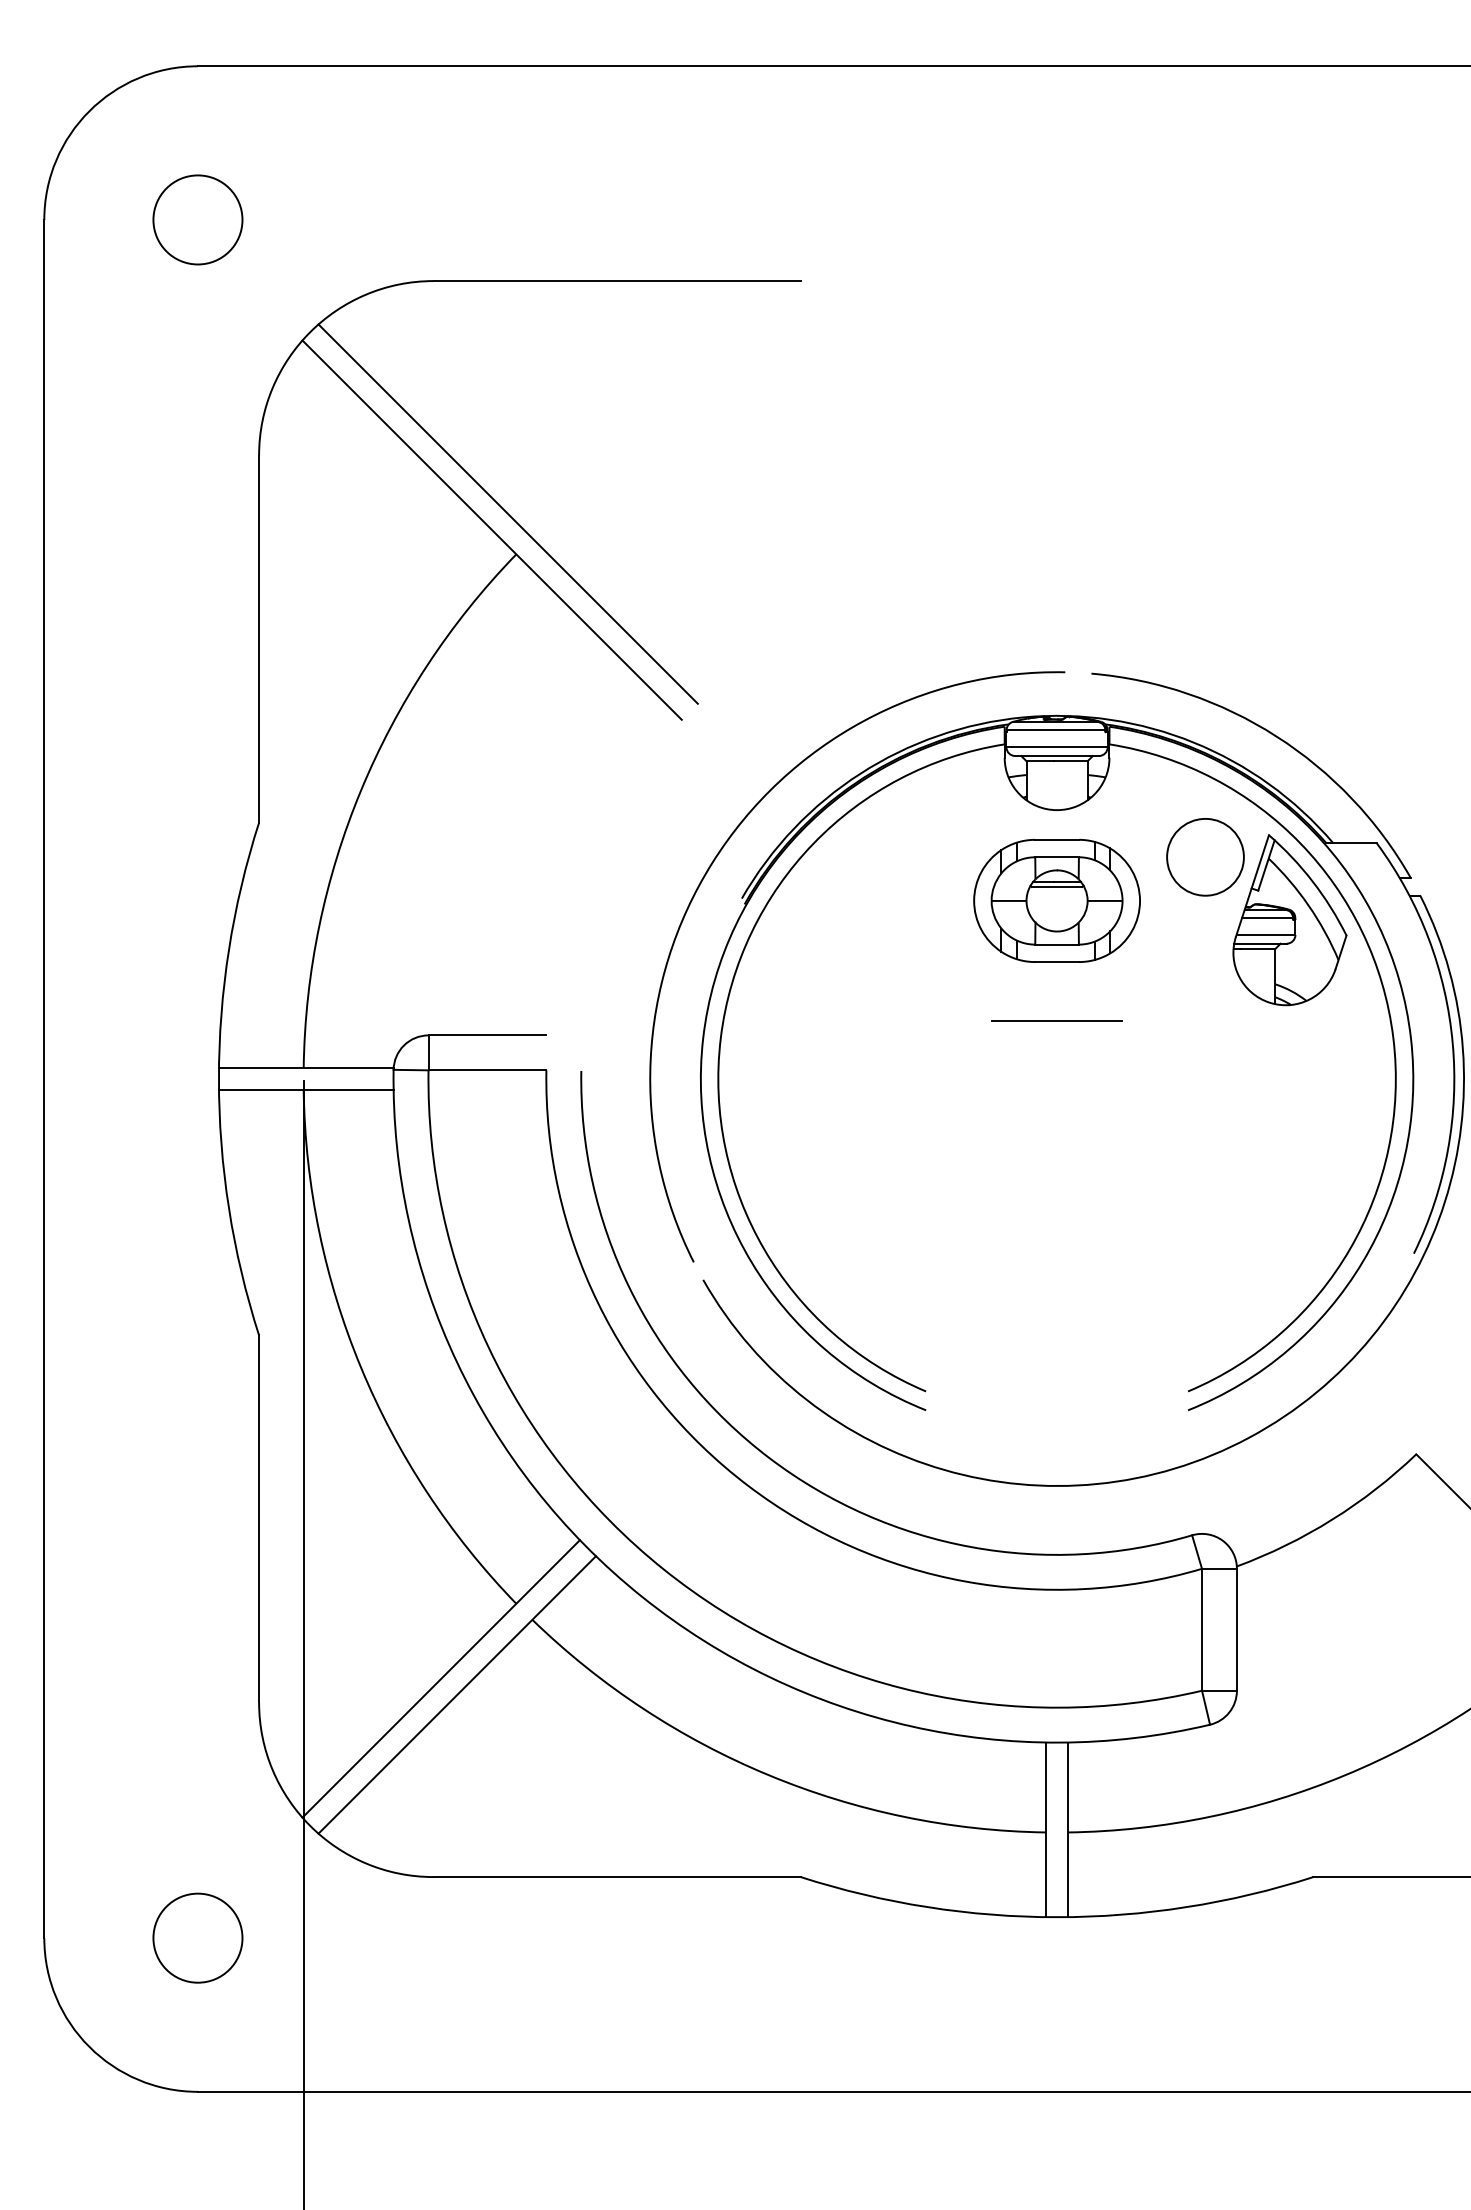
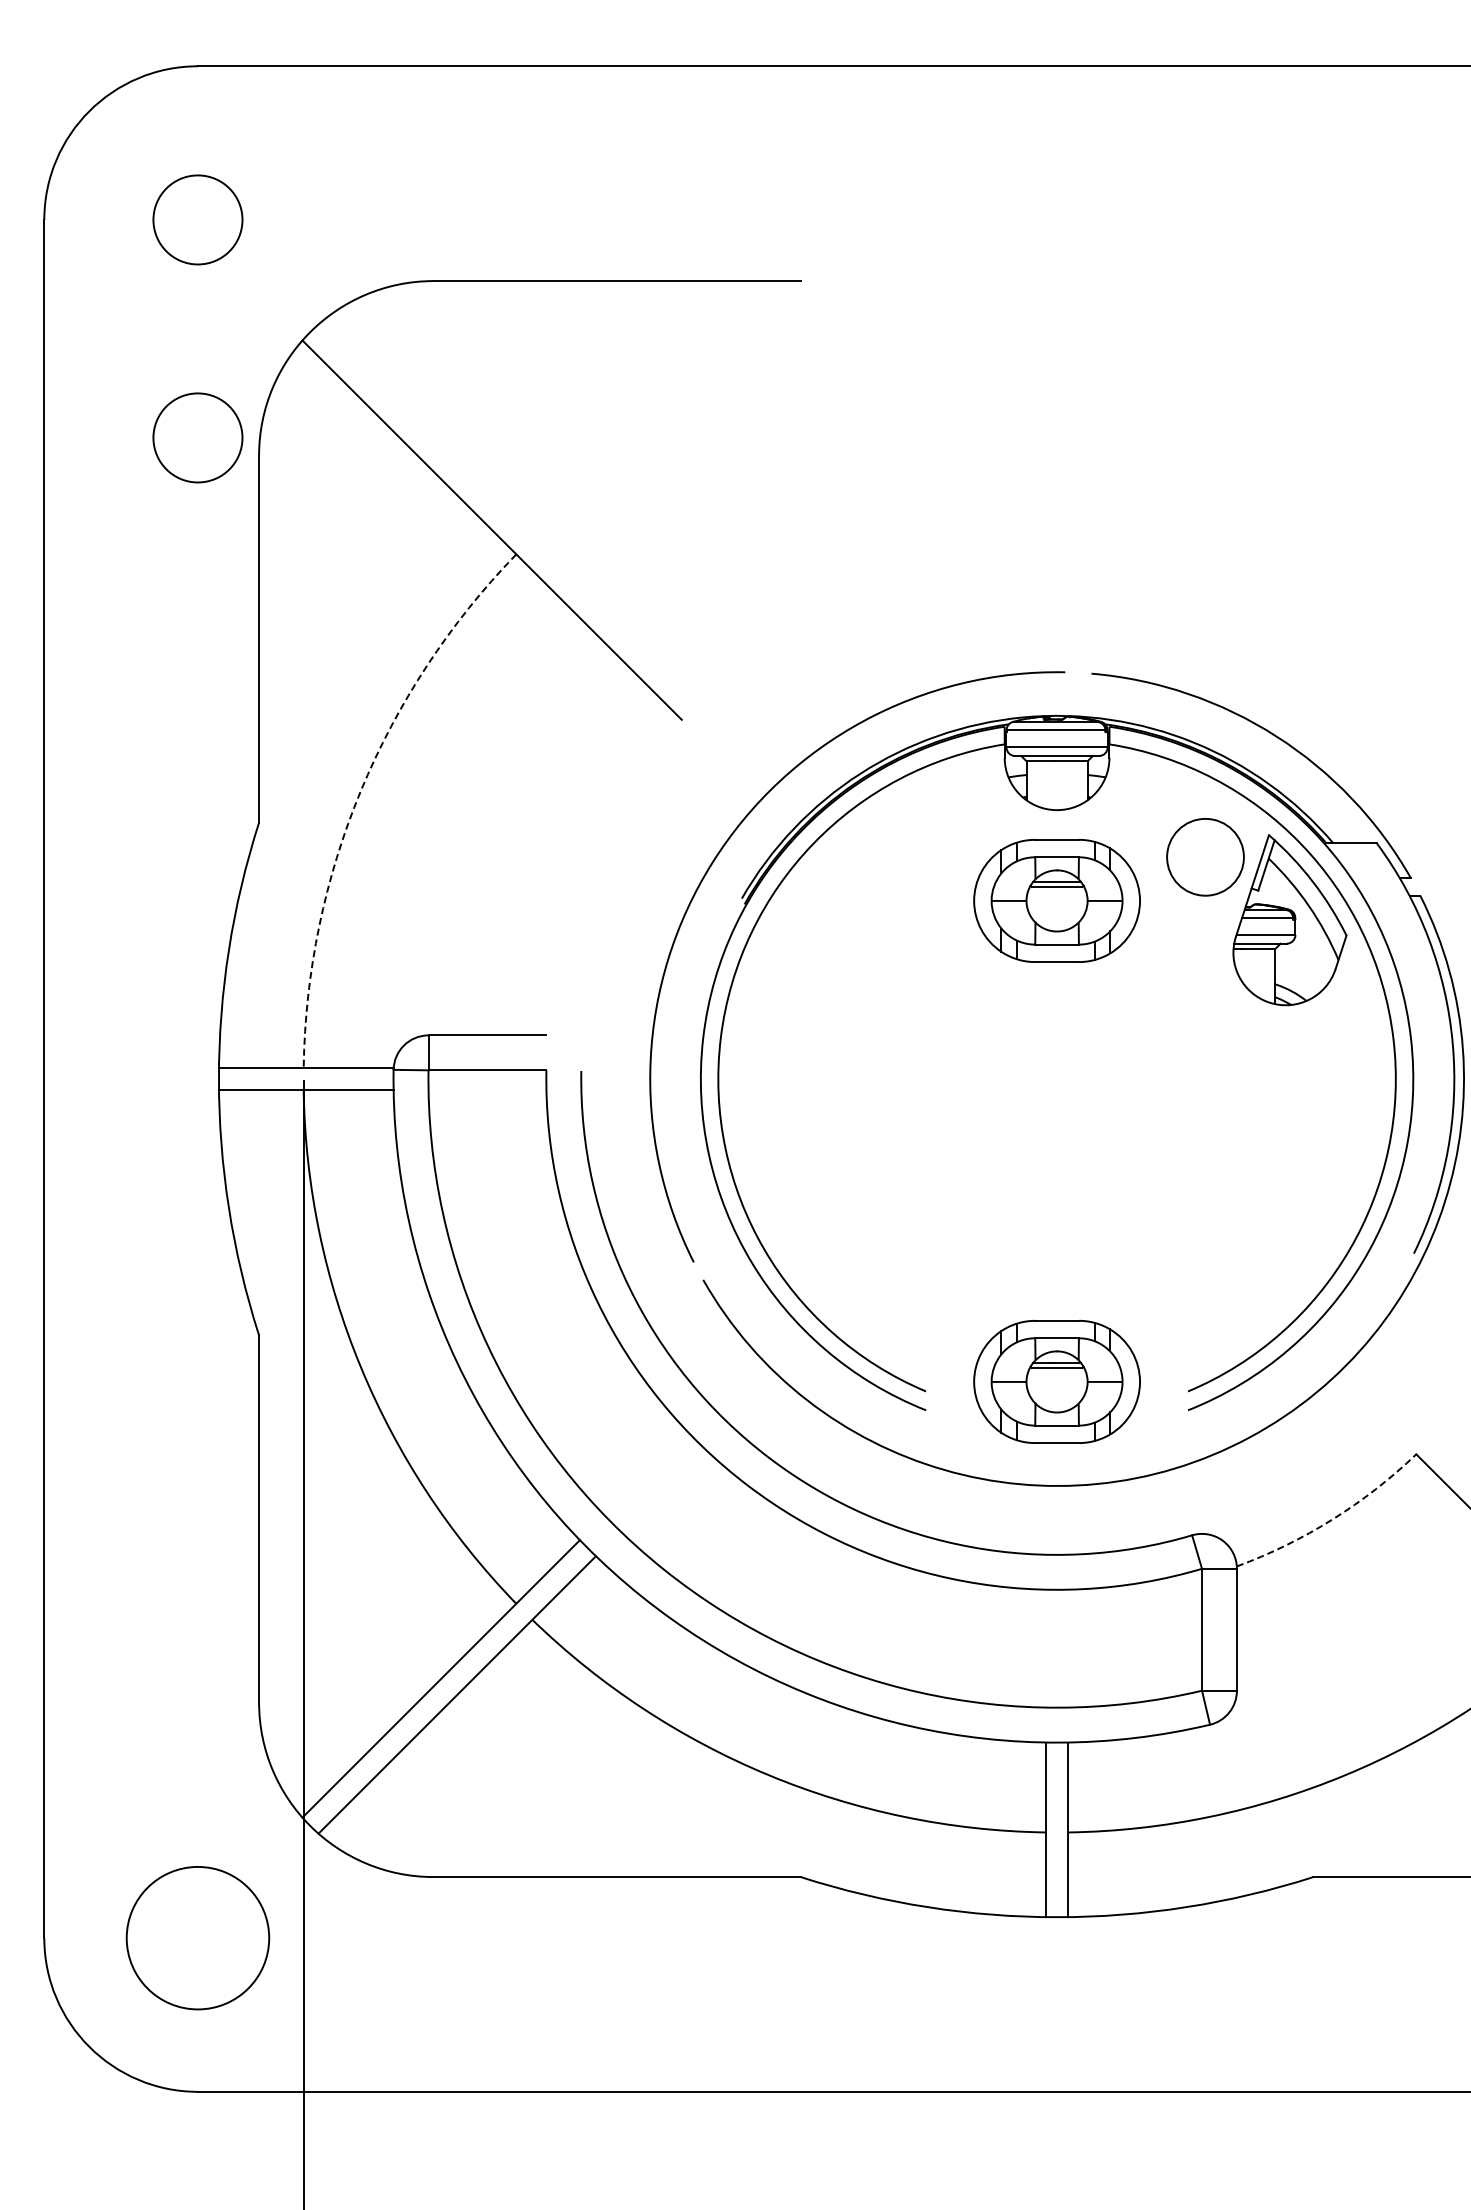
circle: none -> present (197, 437)
line: present -> none (507, 513)
arc: solid -> dashed (360, 790)
line: present -> none (1056, 1021)
part: none -> present (1056, 1381)
arc: solid -> dashed (1332, 1519)
circle diameter: 89 px -> 142 px (197, 1937)
